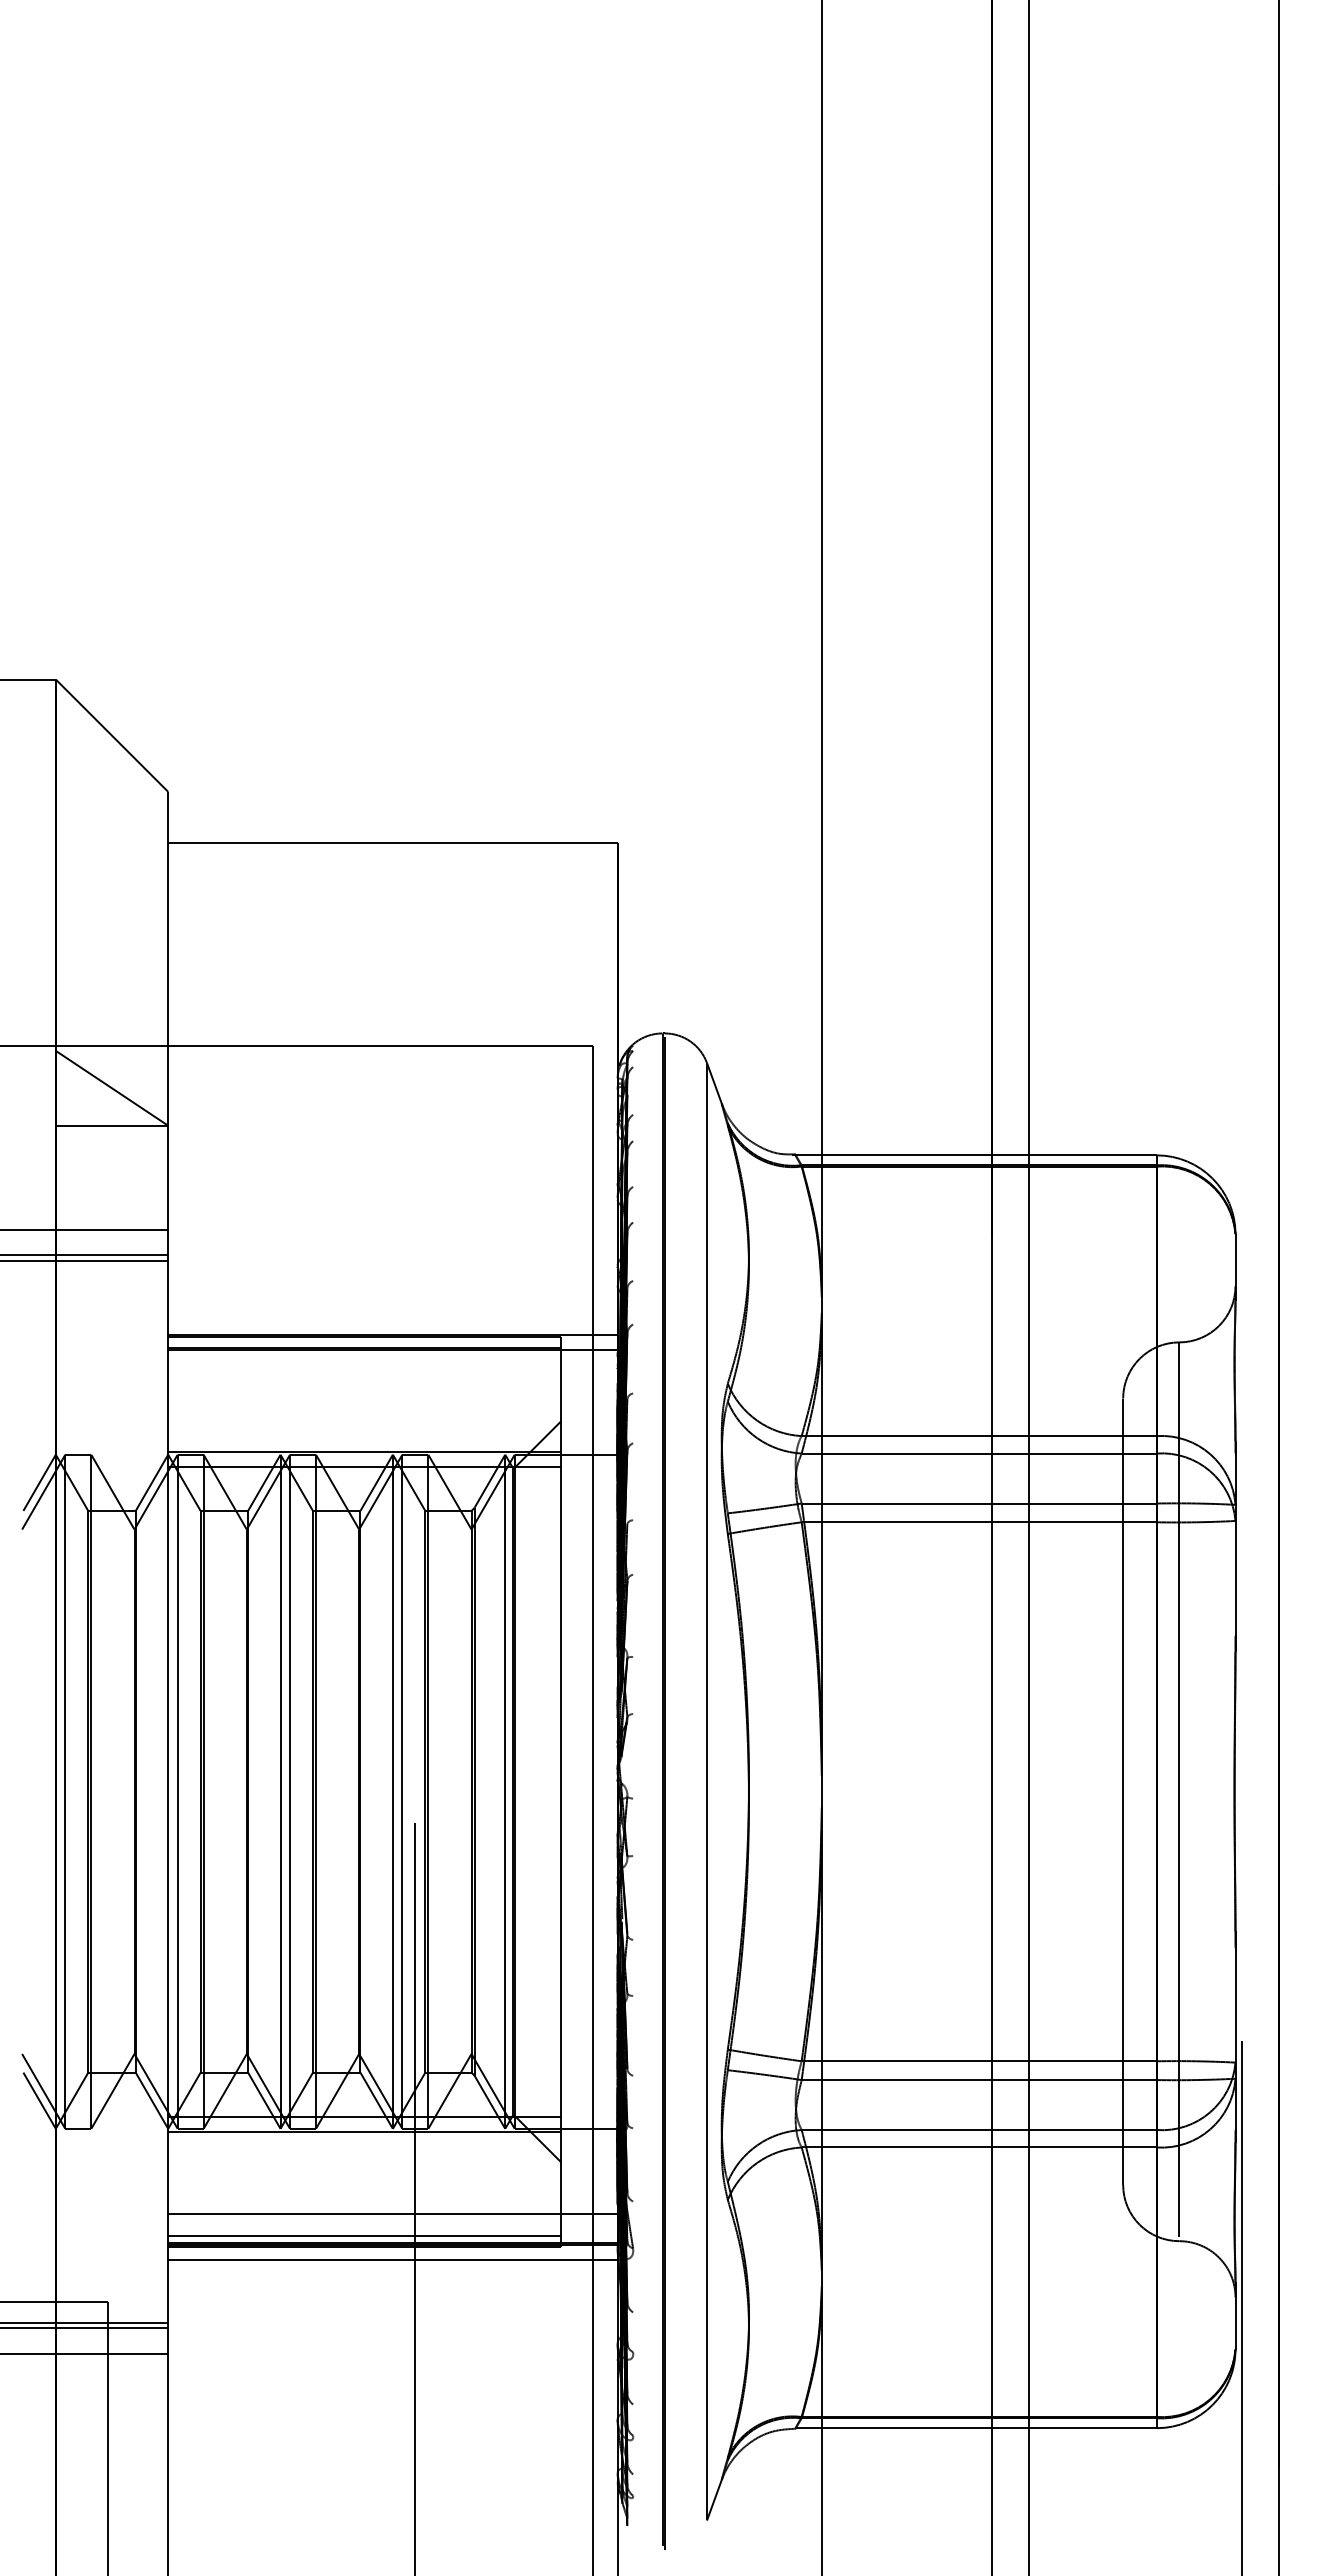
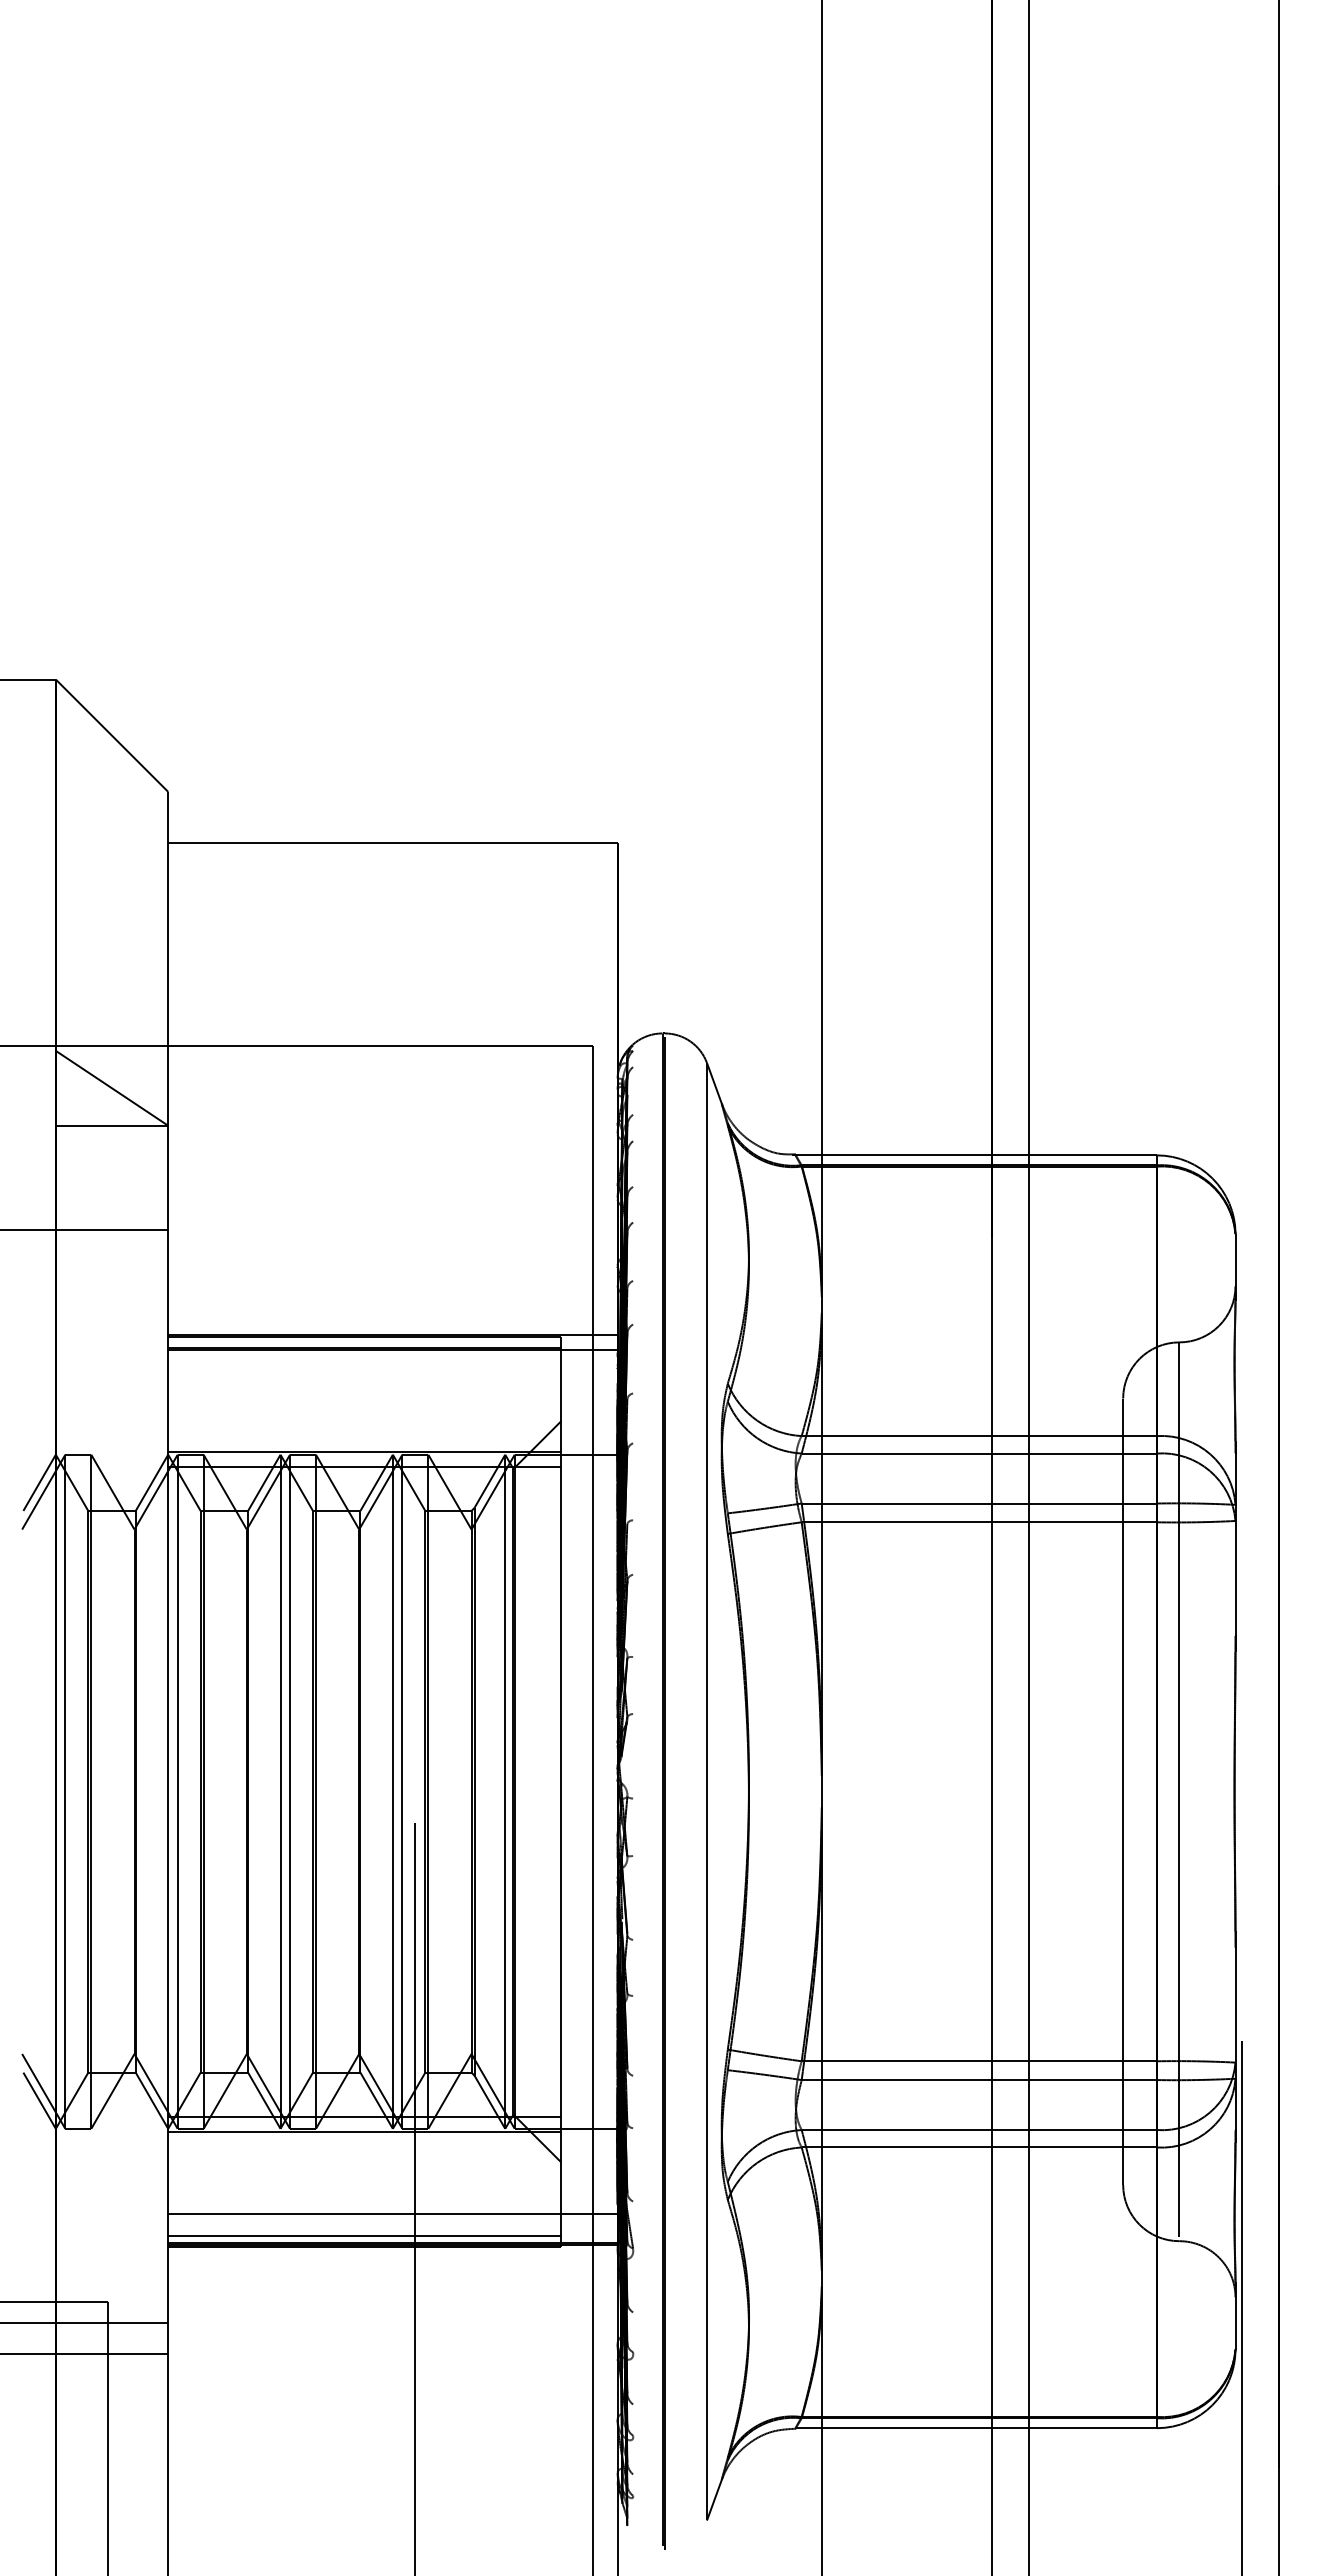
line: present -> none (85, 1255)
line: present -> none (85, 1260)
line: present -> none (392, 2260)
line: present -> none (85, 2328)
